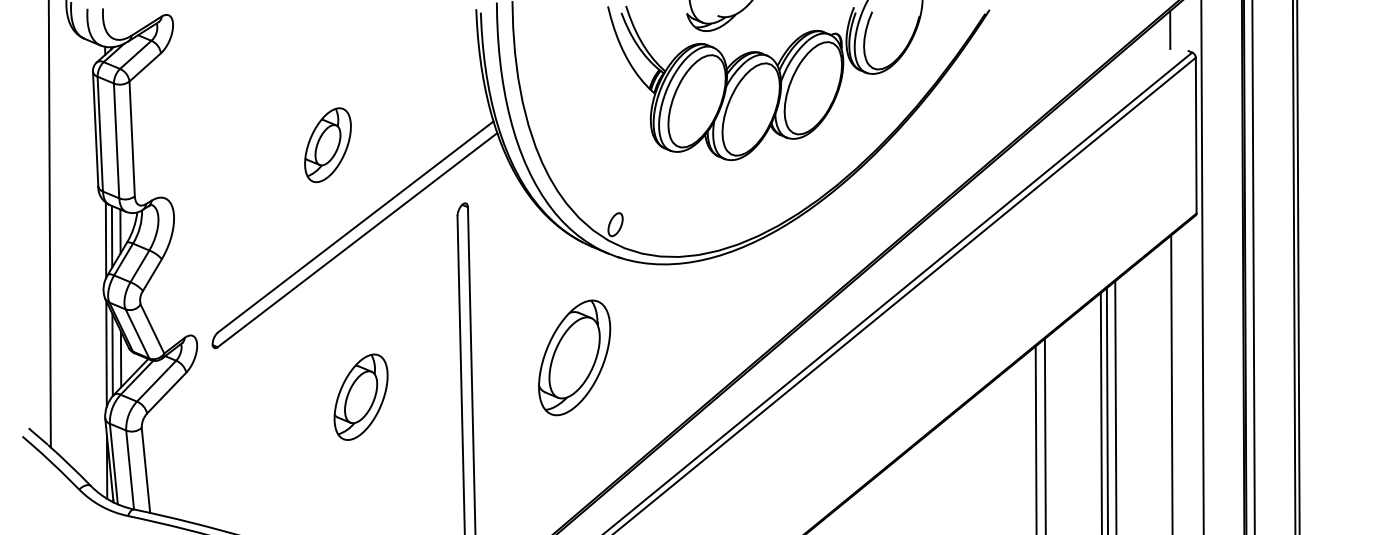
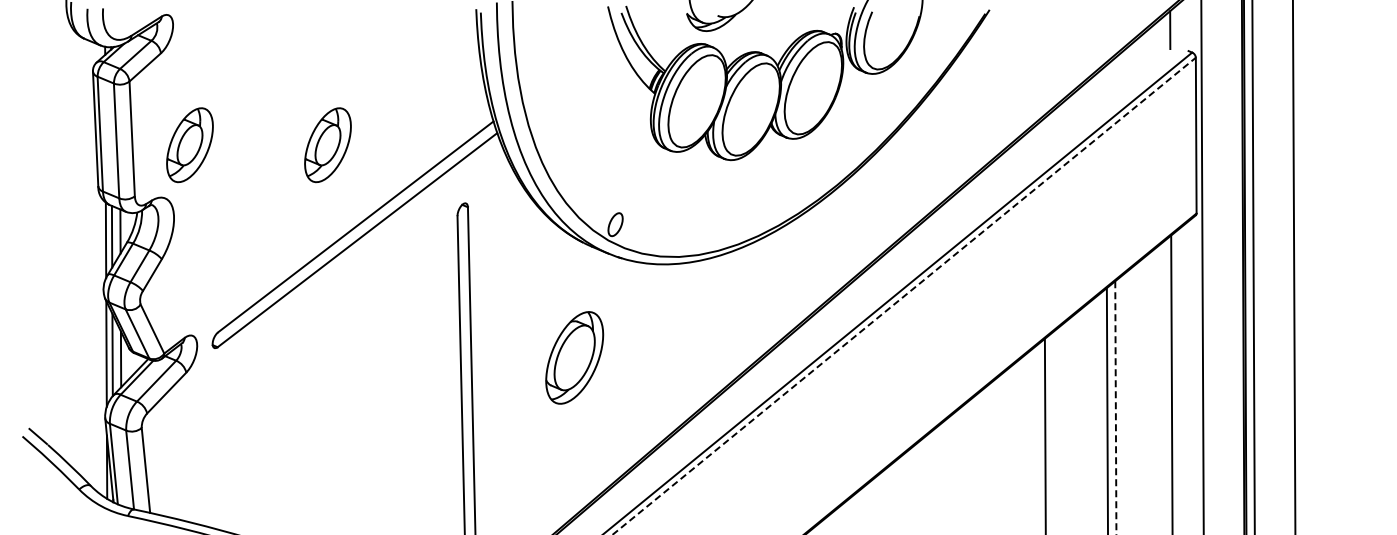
part: none -> present (189, 145)
line: present -> none (49, 224)
line: present -> none (1298, 266)
line: solid -> dashed (904, 296)
part size: 74x118 px -> 60x94 px (574, 357)
part: present -> none (360, 396)
line: solid -> dashed (1115, 408)
line: present -> none (1100, 412)
line: present -> none (1035, 438)
